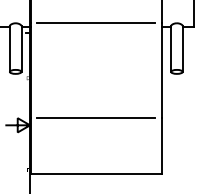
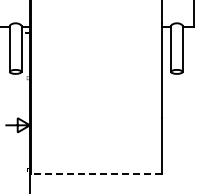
line: present -> none (96, 22)
line: present -> none (96, 117)
line: solid -> dashed (95, 173)
